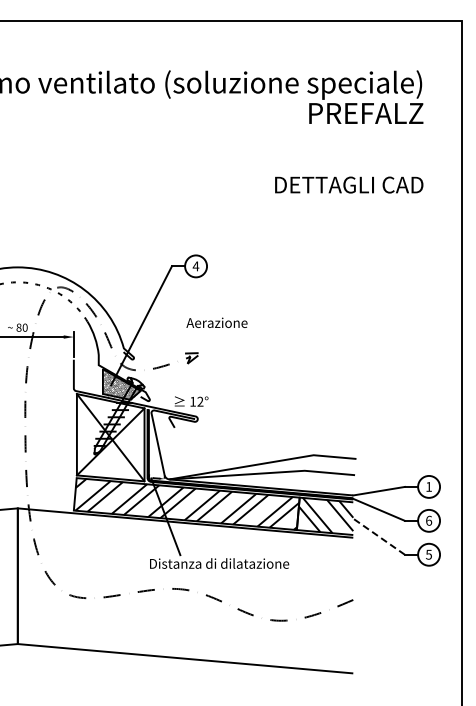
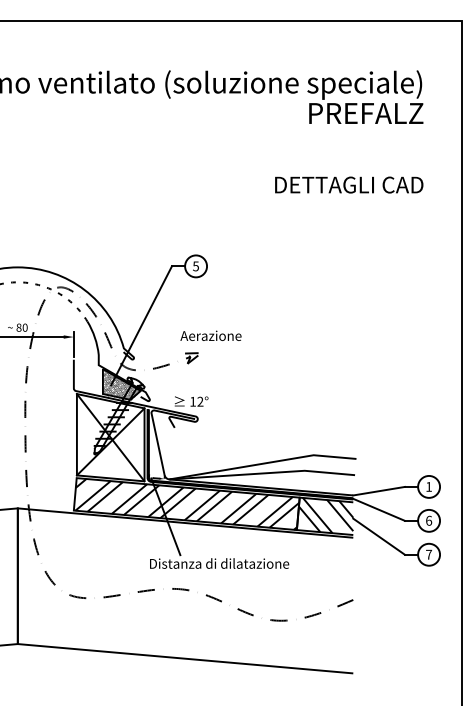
text: 4 -> 5 (195, 266)
text position: (216, 322) -> (210, 335) (210, 335)
line: dashed -> solid (378, 536)
text: 5 -> 7 (429, 554)
